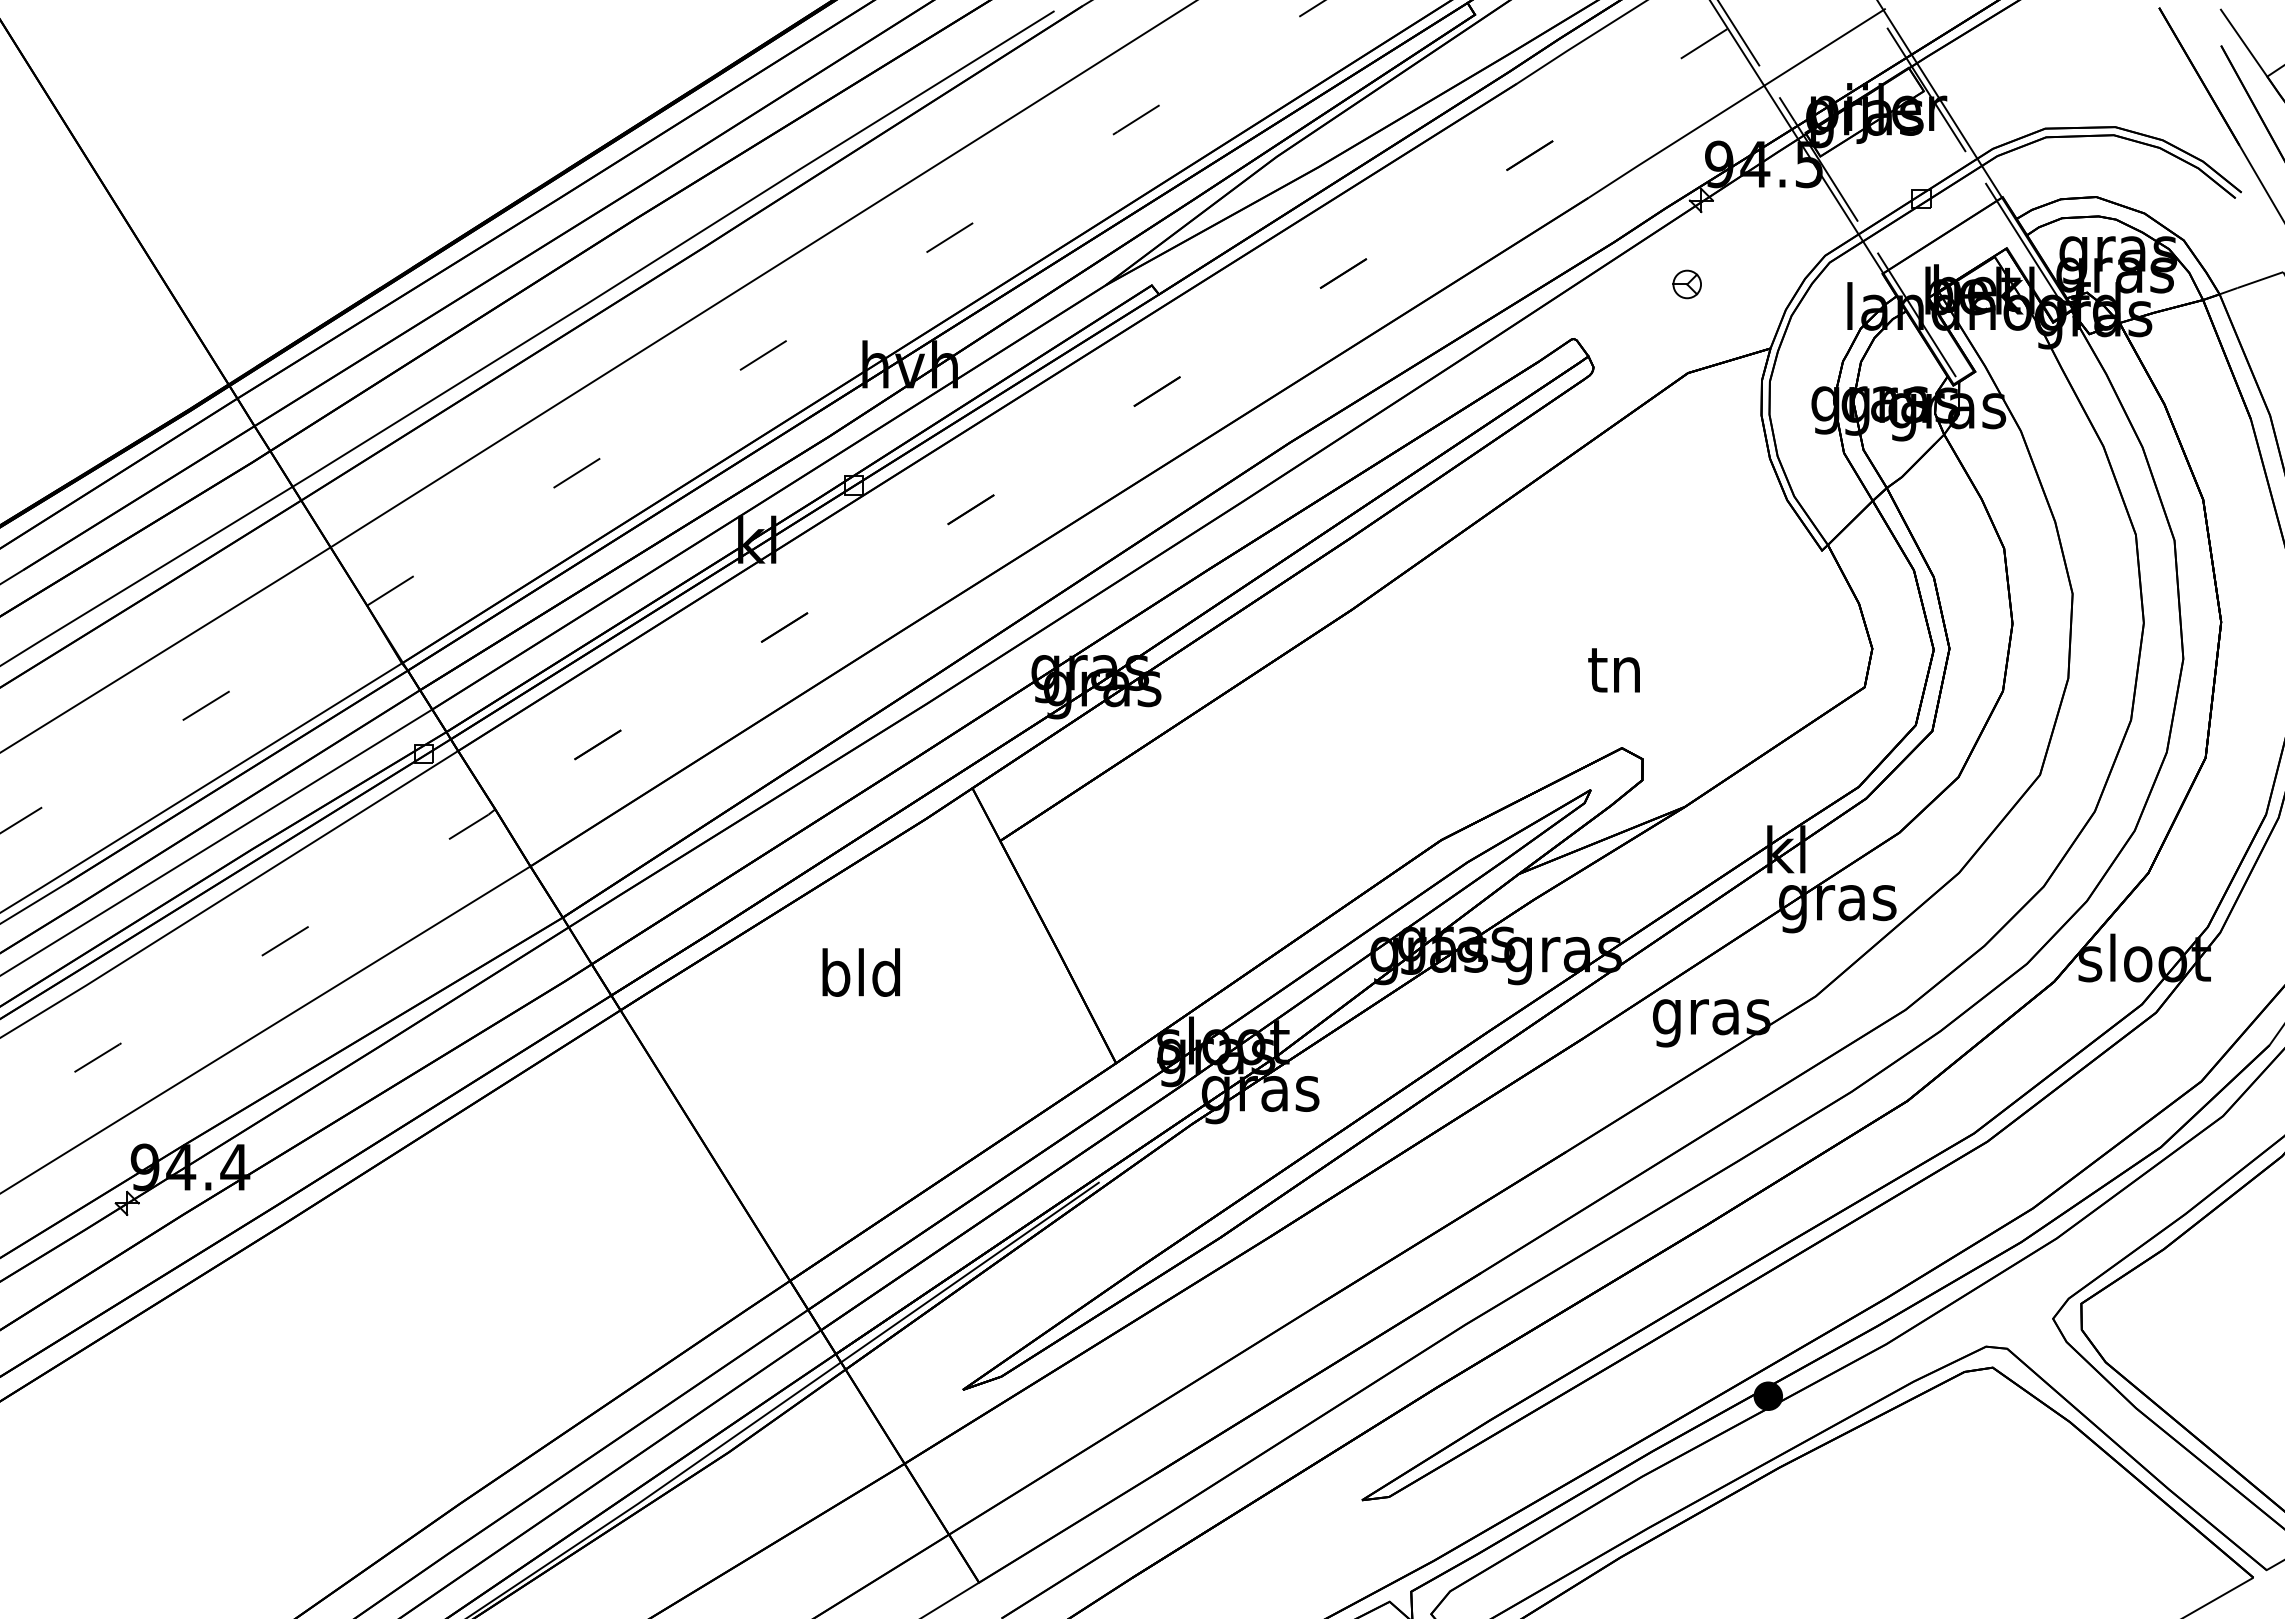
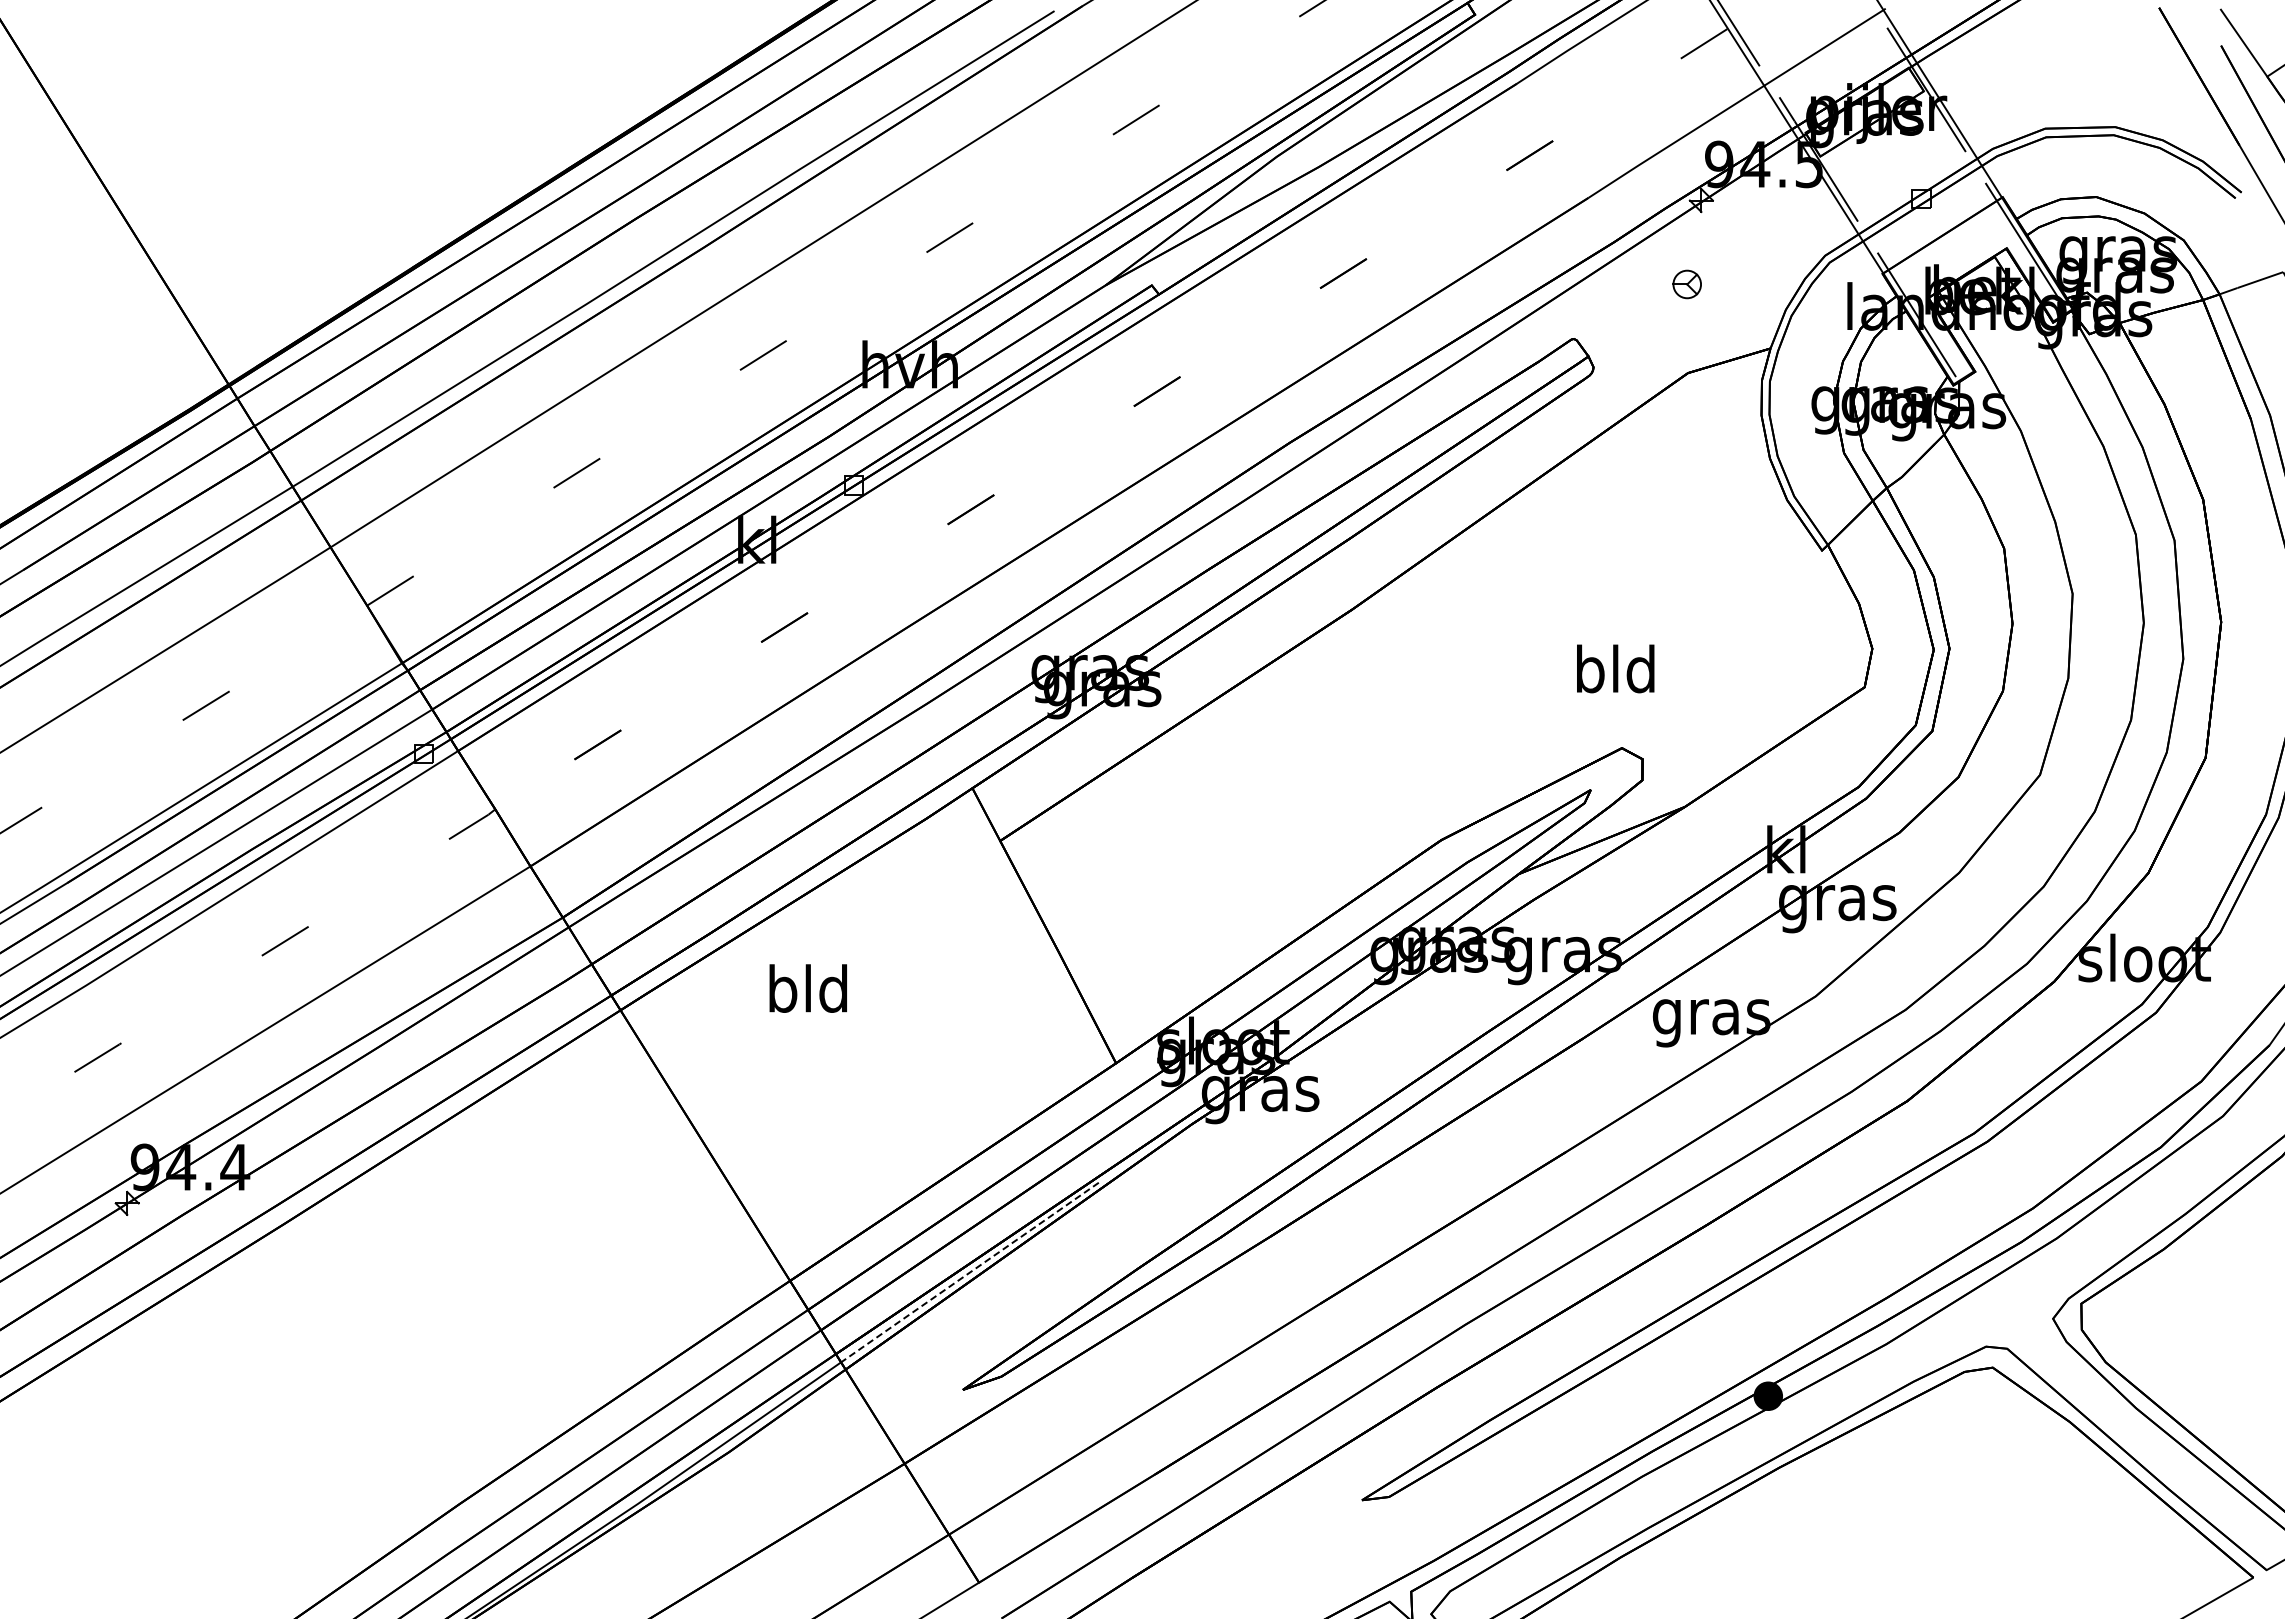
text: tn -> bld (1615, 668)
text position: (860, 972) -> (807, 988) (807, 988)
line: solid -> dashed (969, 1272)
